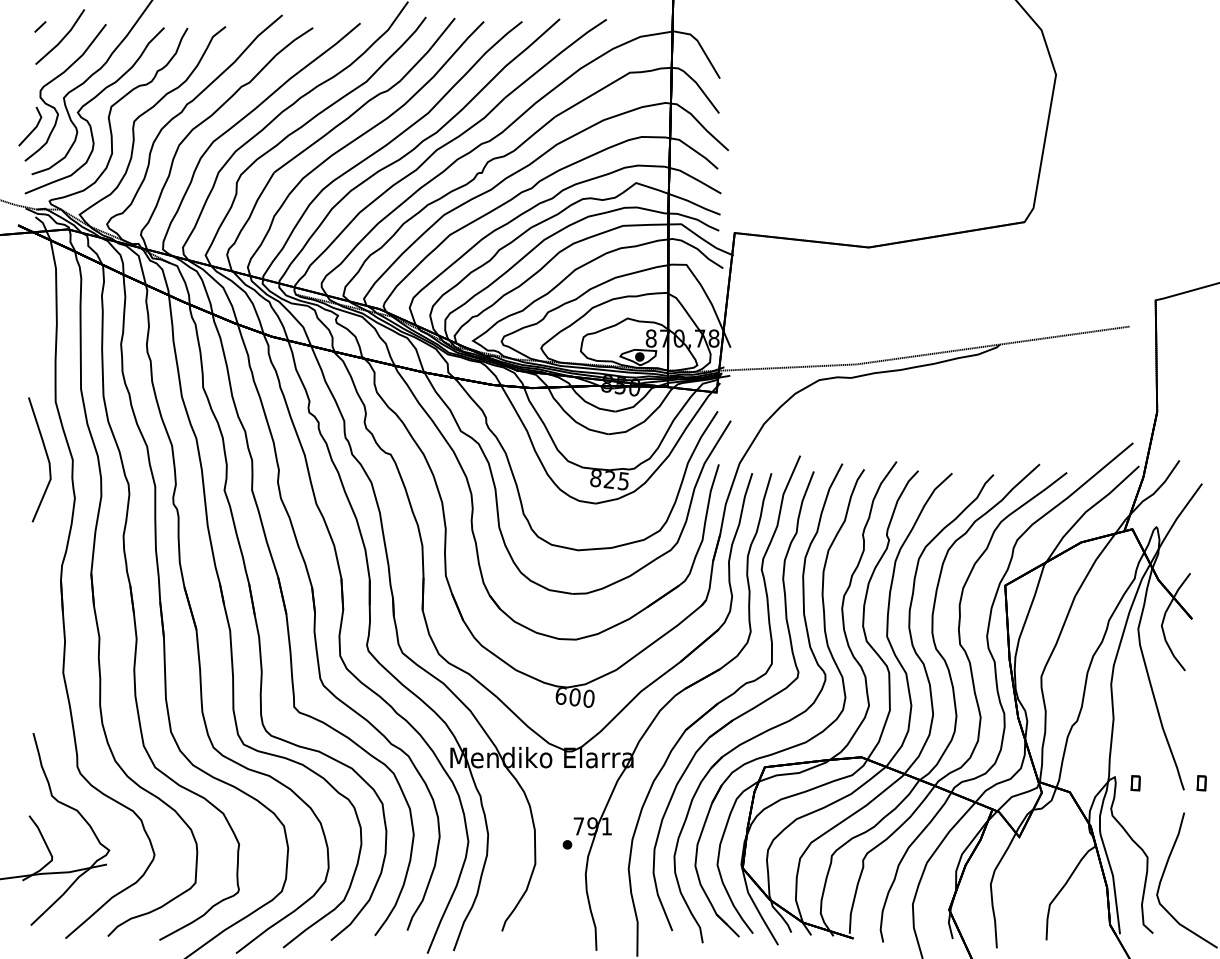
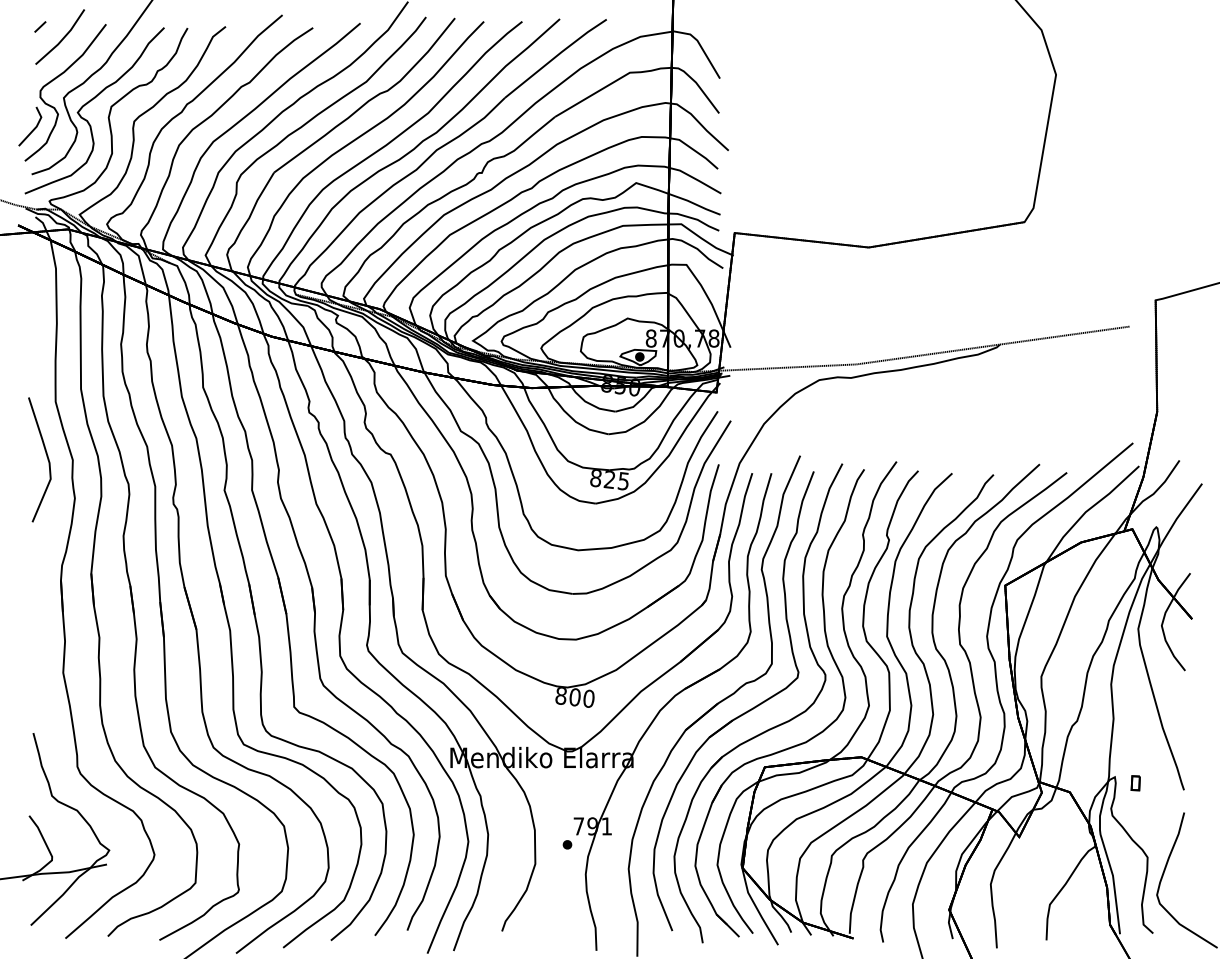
text: 600 -> 800 (560, 695)
part: present -> none (1201, 783)
